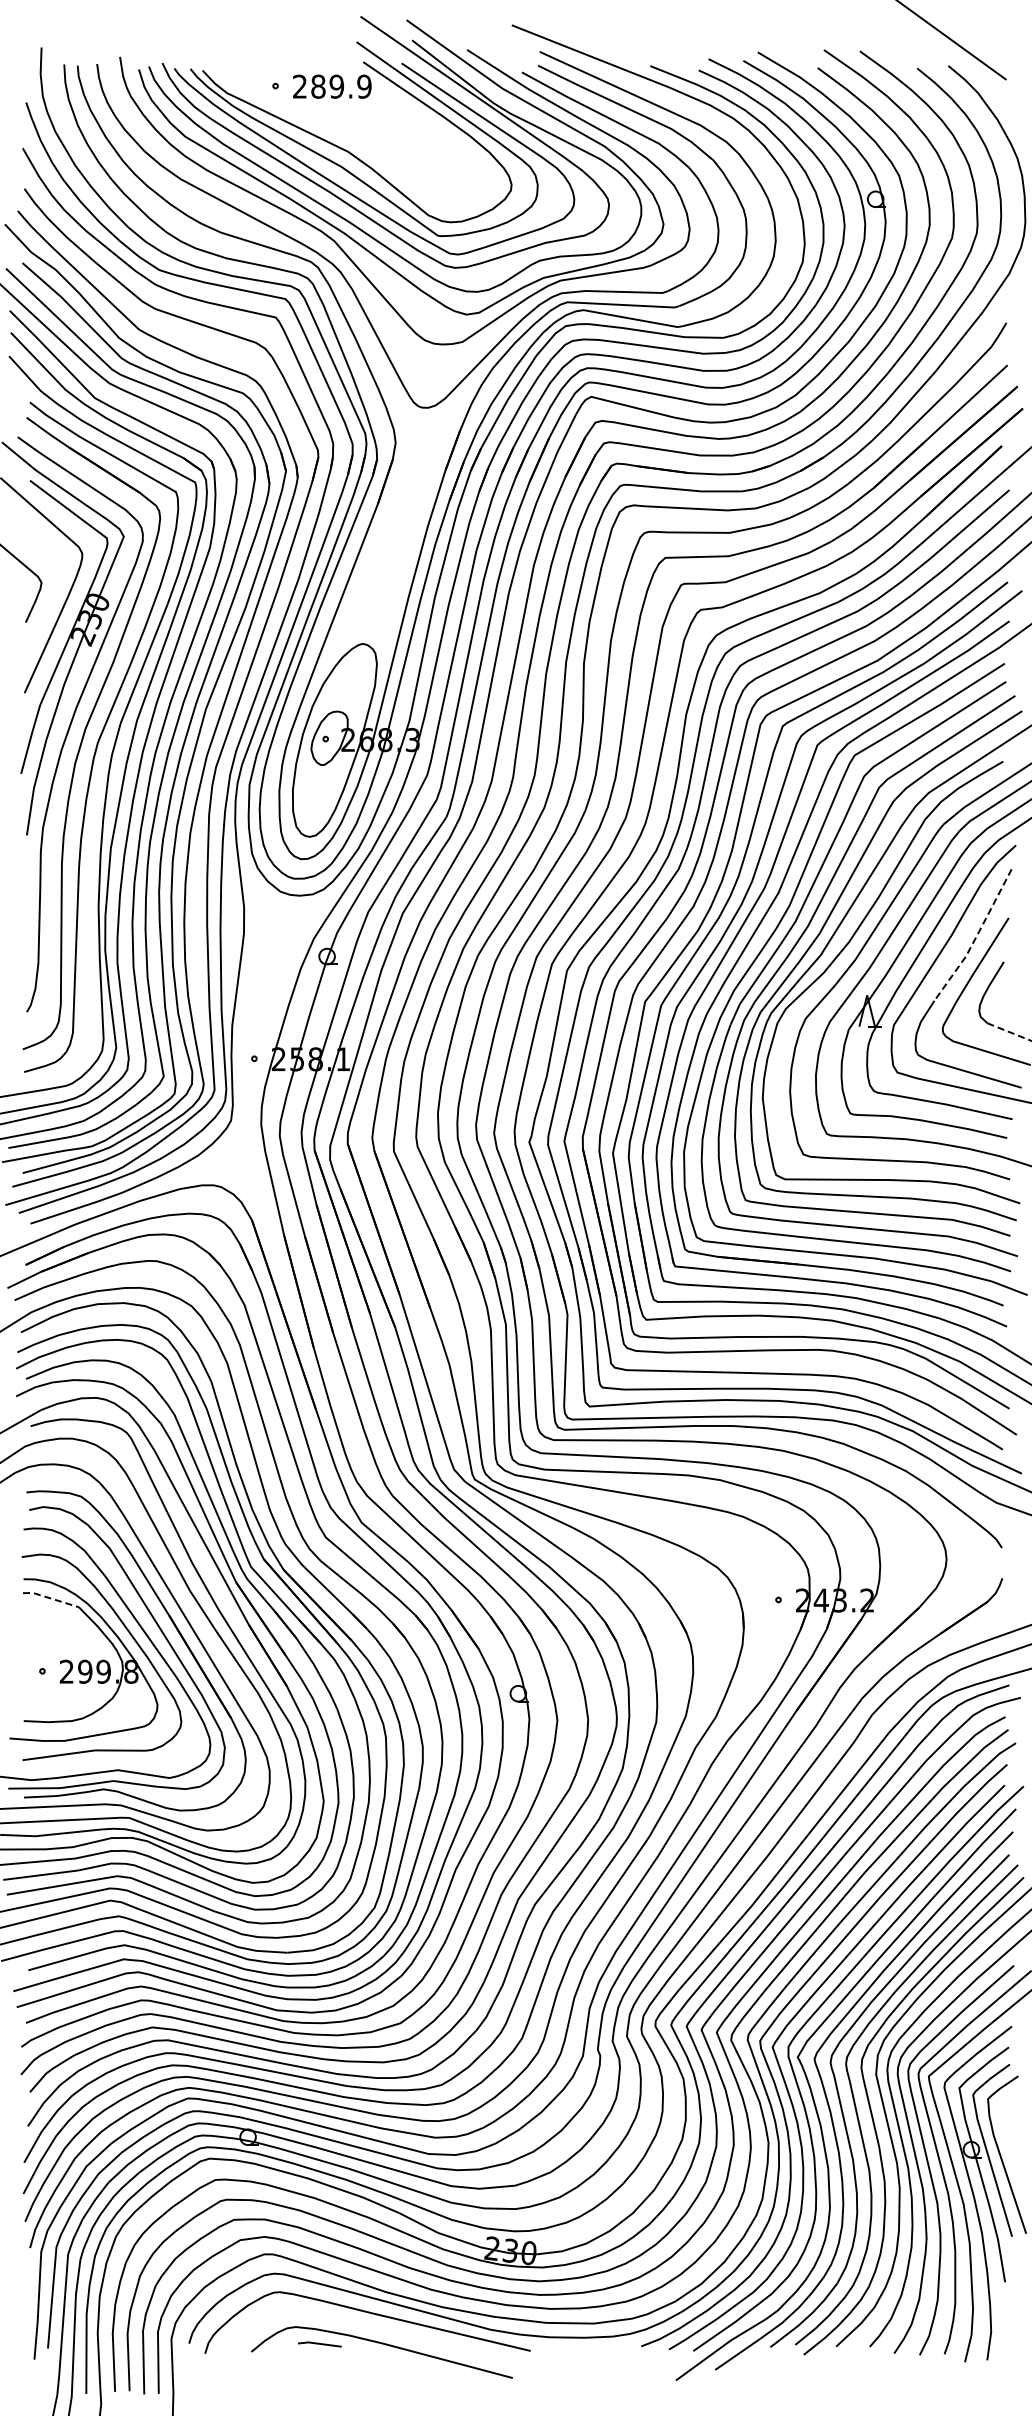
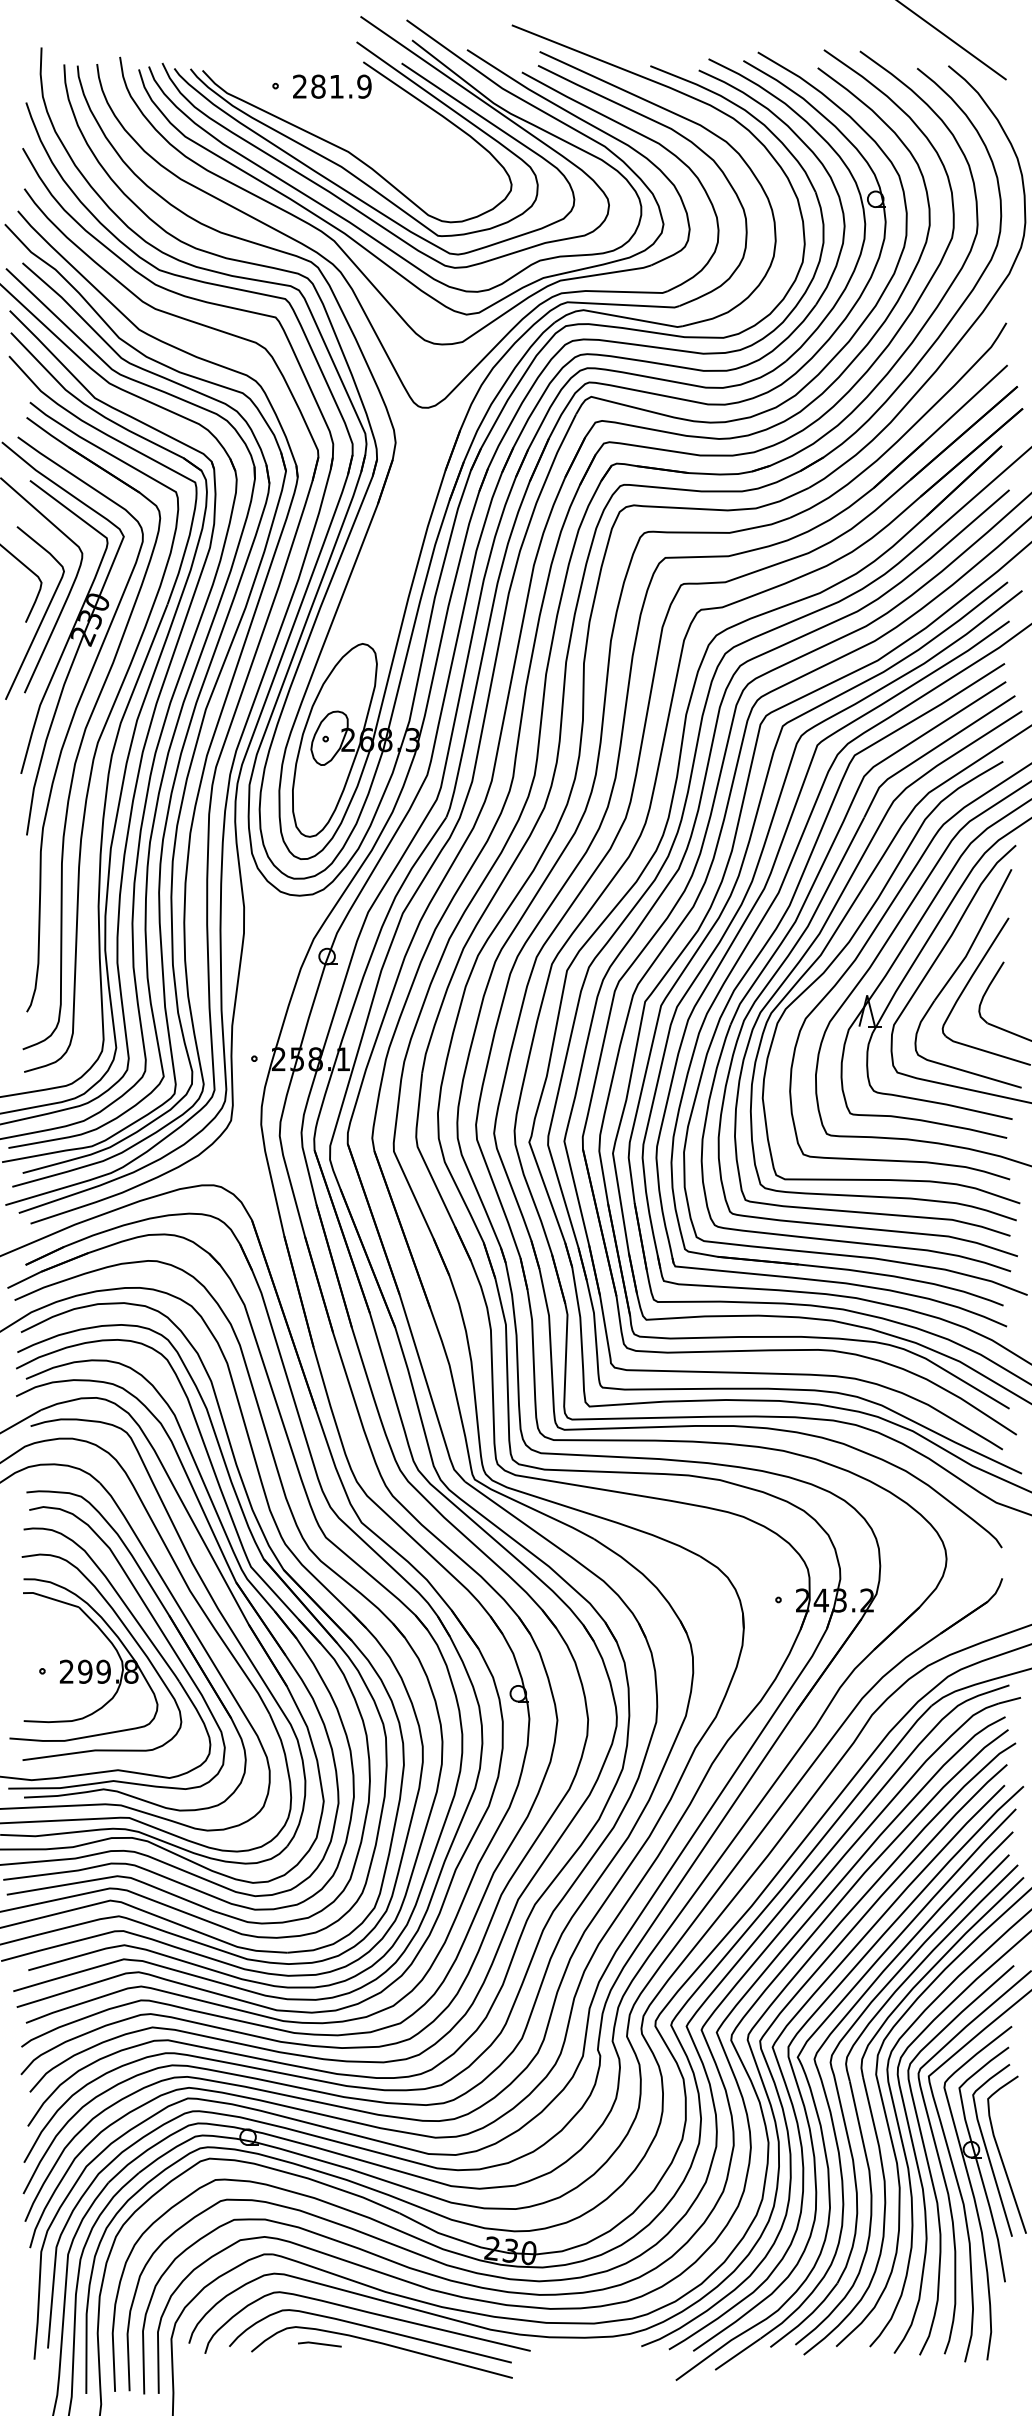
text: 289.9 -> 281.9 (336, 86)
curve: none -> present (42, 617)
line: dashed -> solid (976, 937)
line: dashed -> solid (1009, 1032)
line: dashed -> solid (50, 1598)
curve: none -> present (373, 2329)
